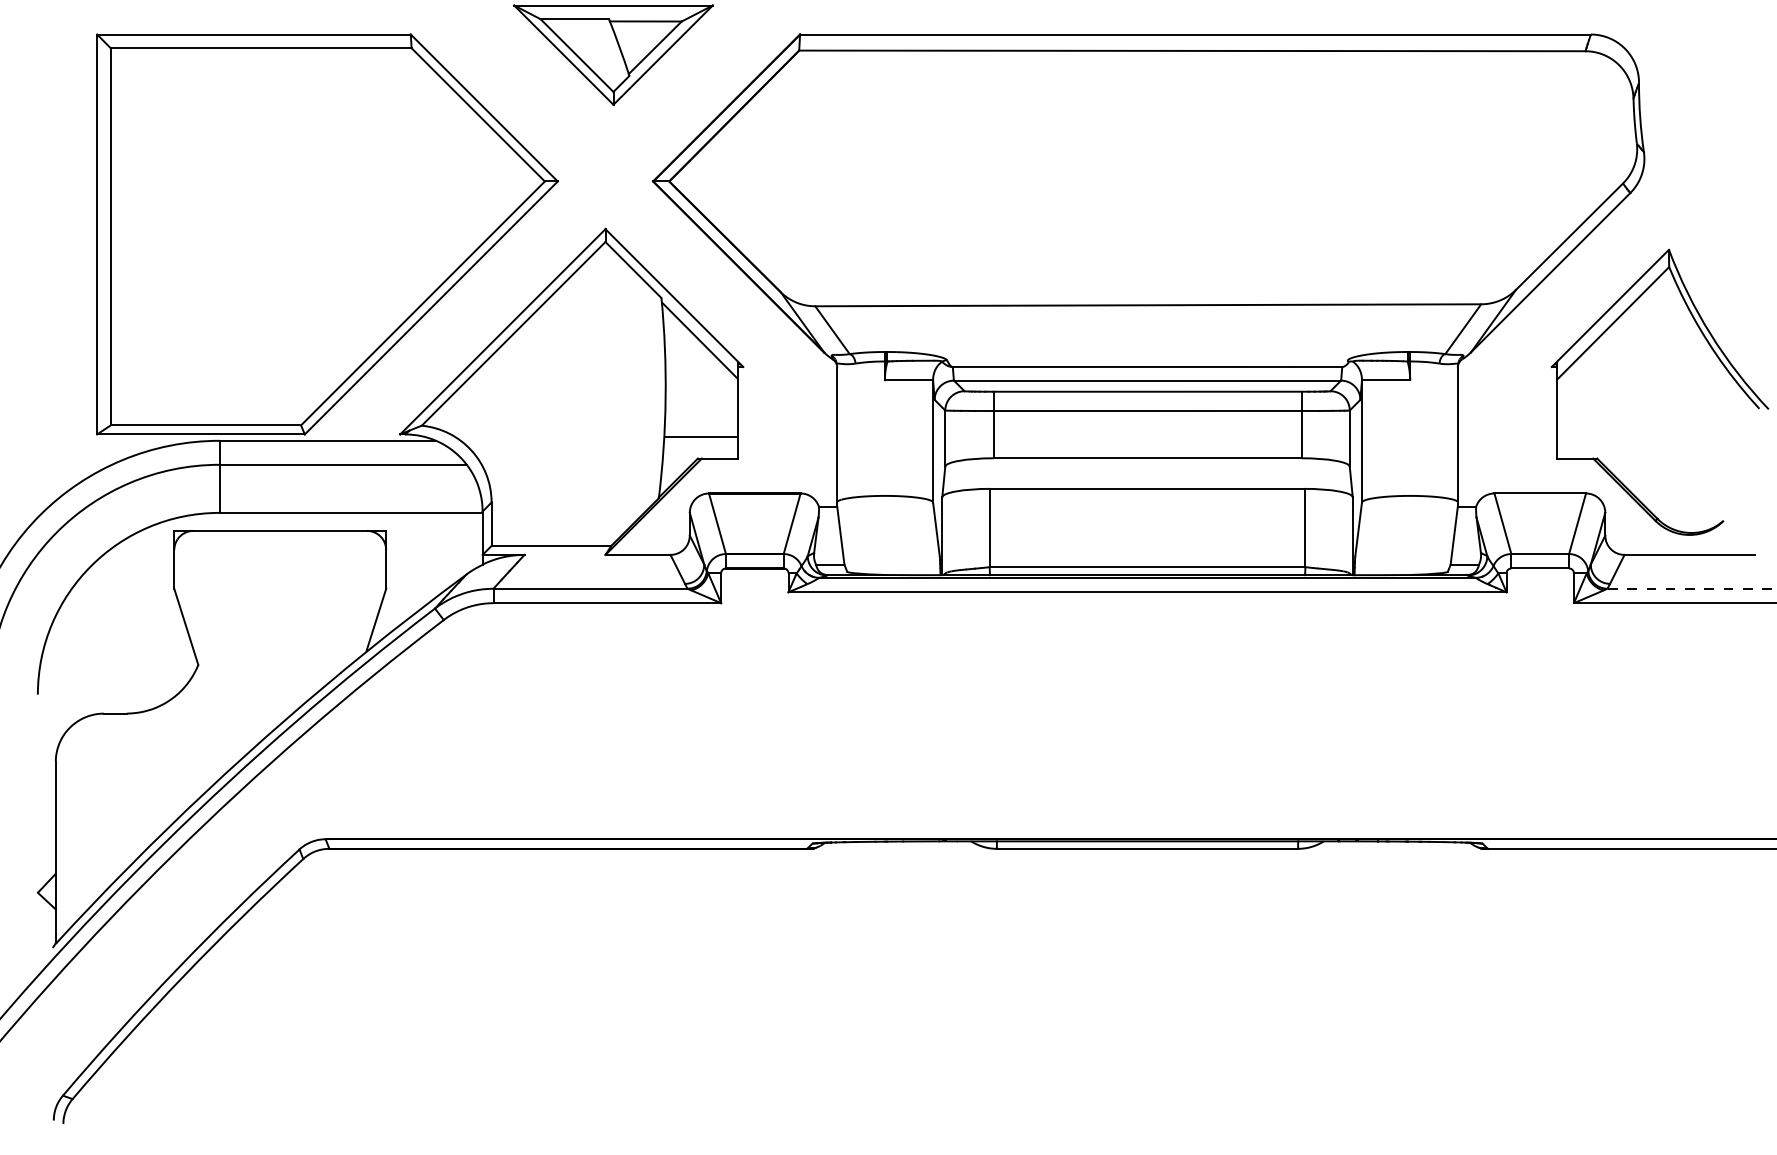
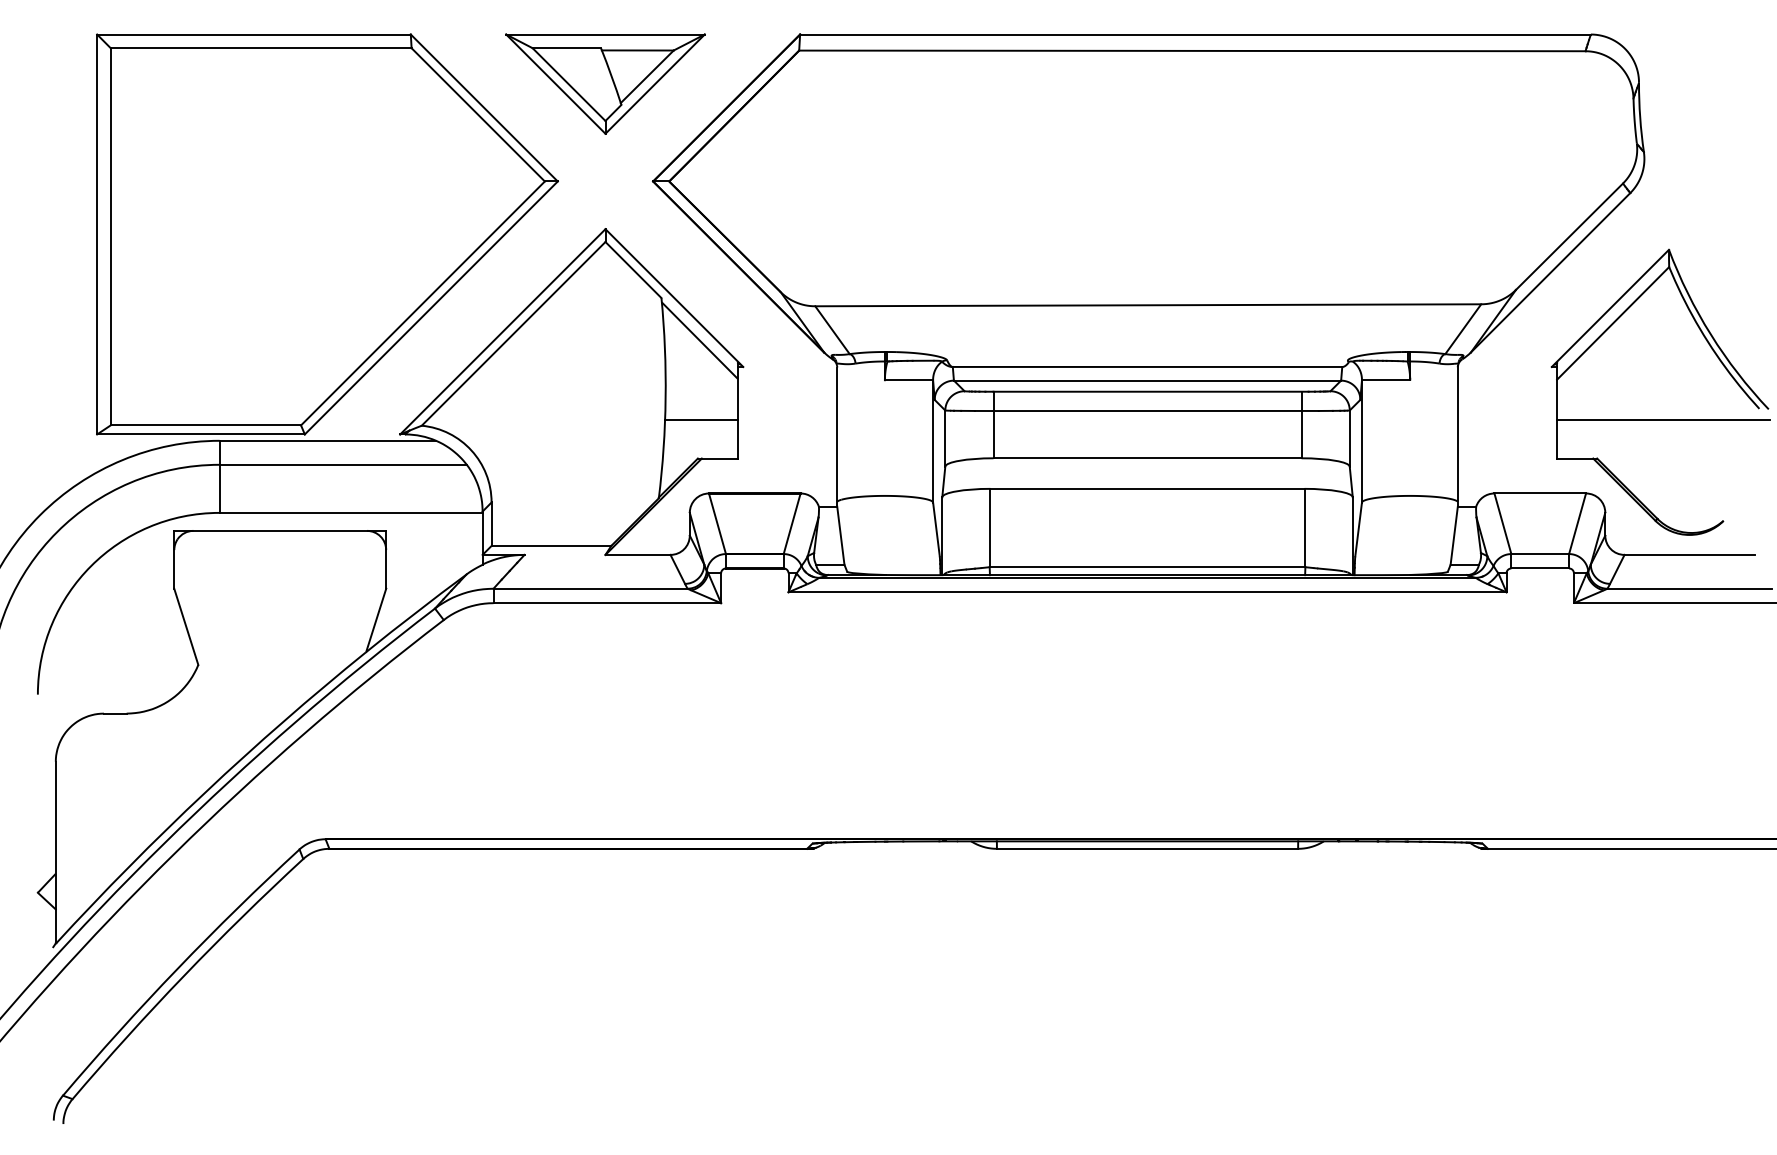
part position: (613, 54) -> (605, 83) (605, 83)
line: none -> present (1663, 420)
line position: (701, 437) -> (701, 420) (701, 420)
line: dashed -> solid (1689, 588)
